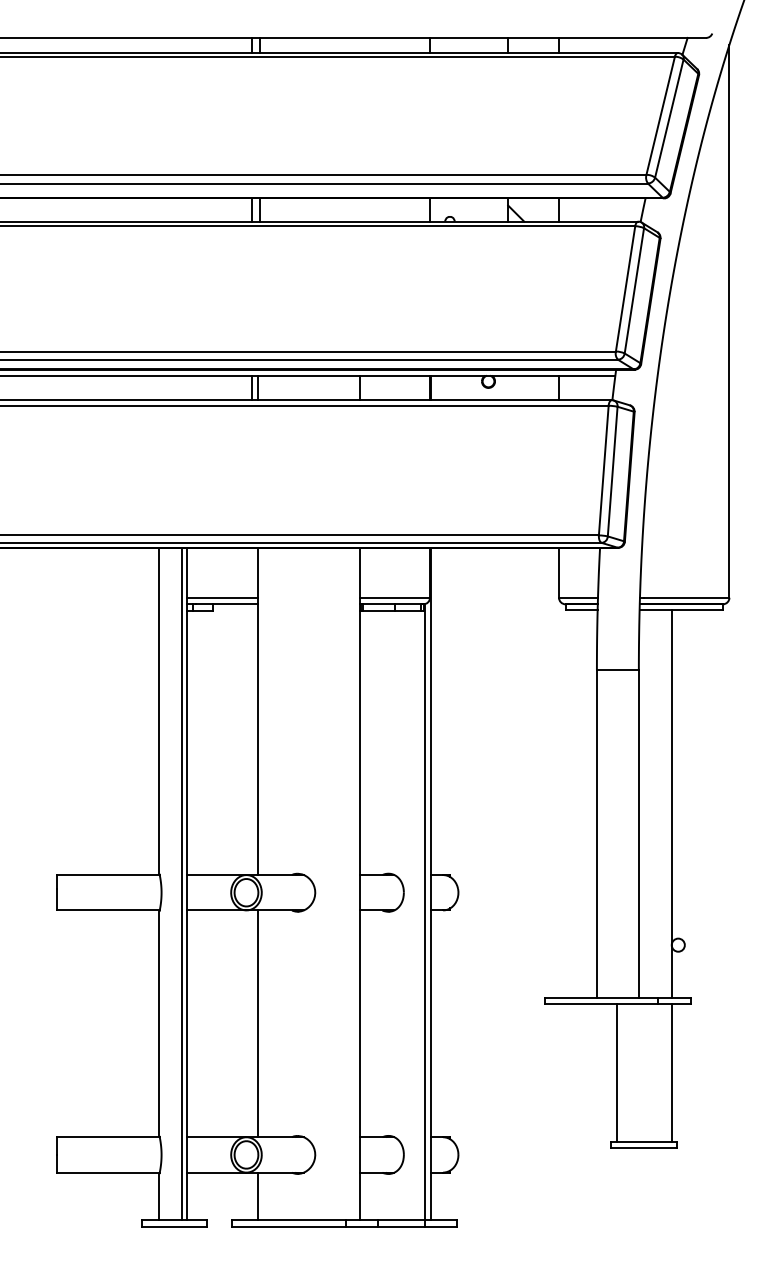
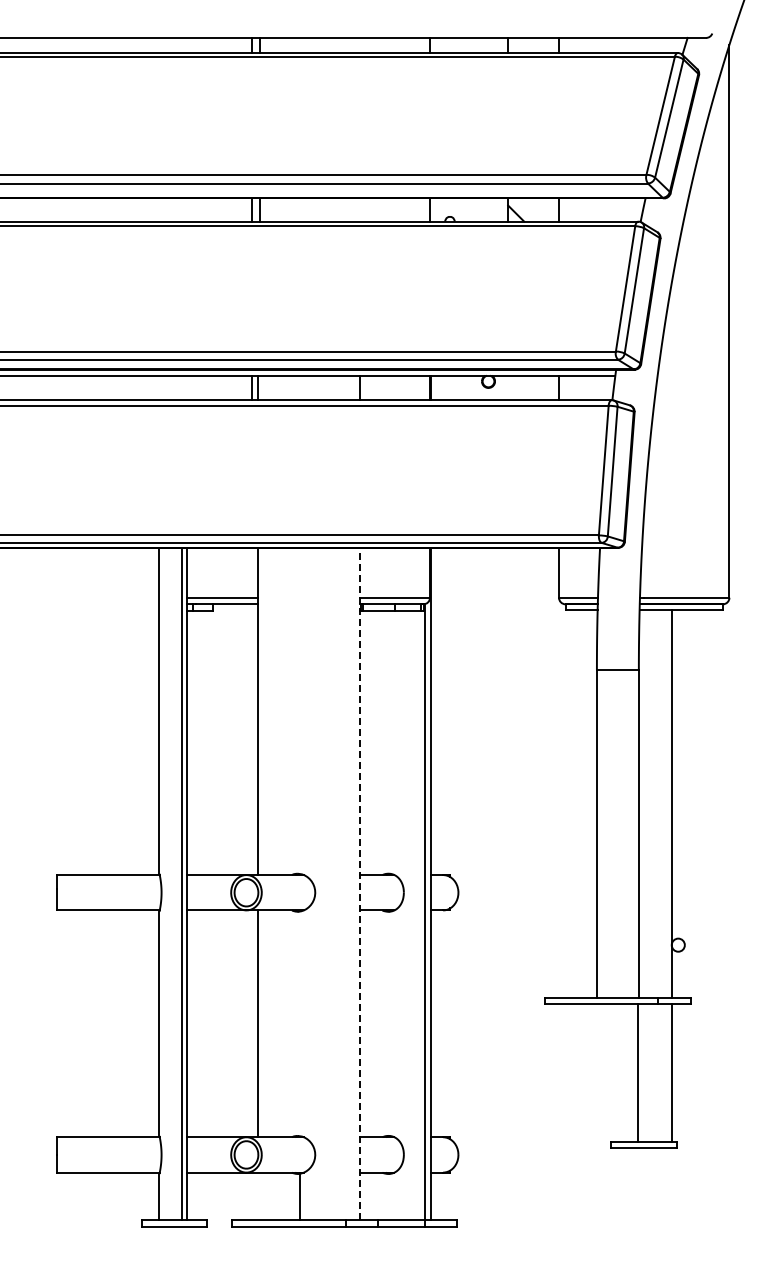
line: solid -> dashed (360, 883)
line position: (616, 1072) -> (637, 1072) (637, 1072)
line position: (258, 1196) -> (300, 1196) (300, 1196)
